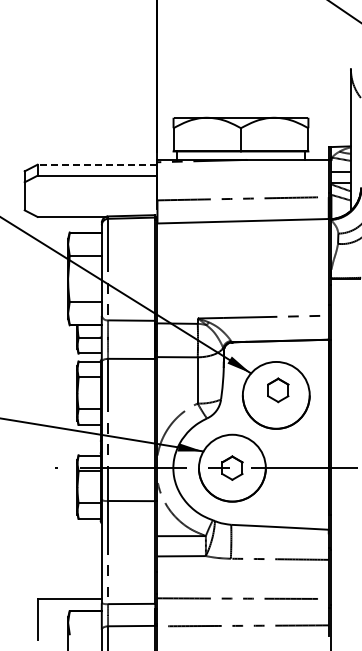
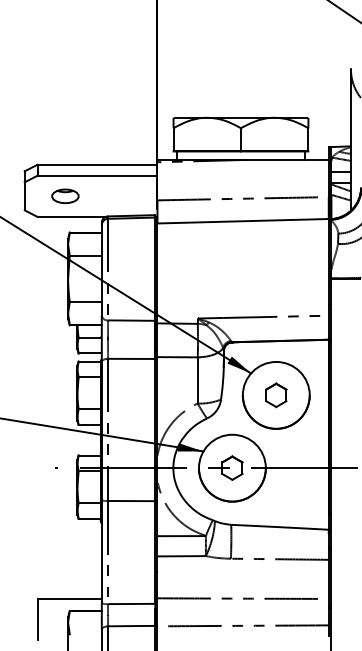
line: dashed -> solid (97, 164)
part: none -> present (65, 196)
part position: (278, 390) -> (276, 395) (276, 395)
